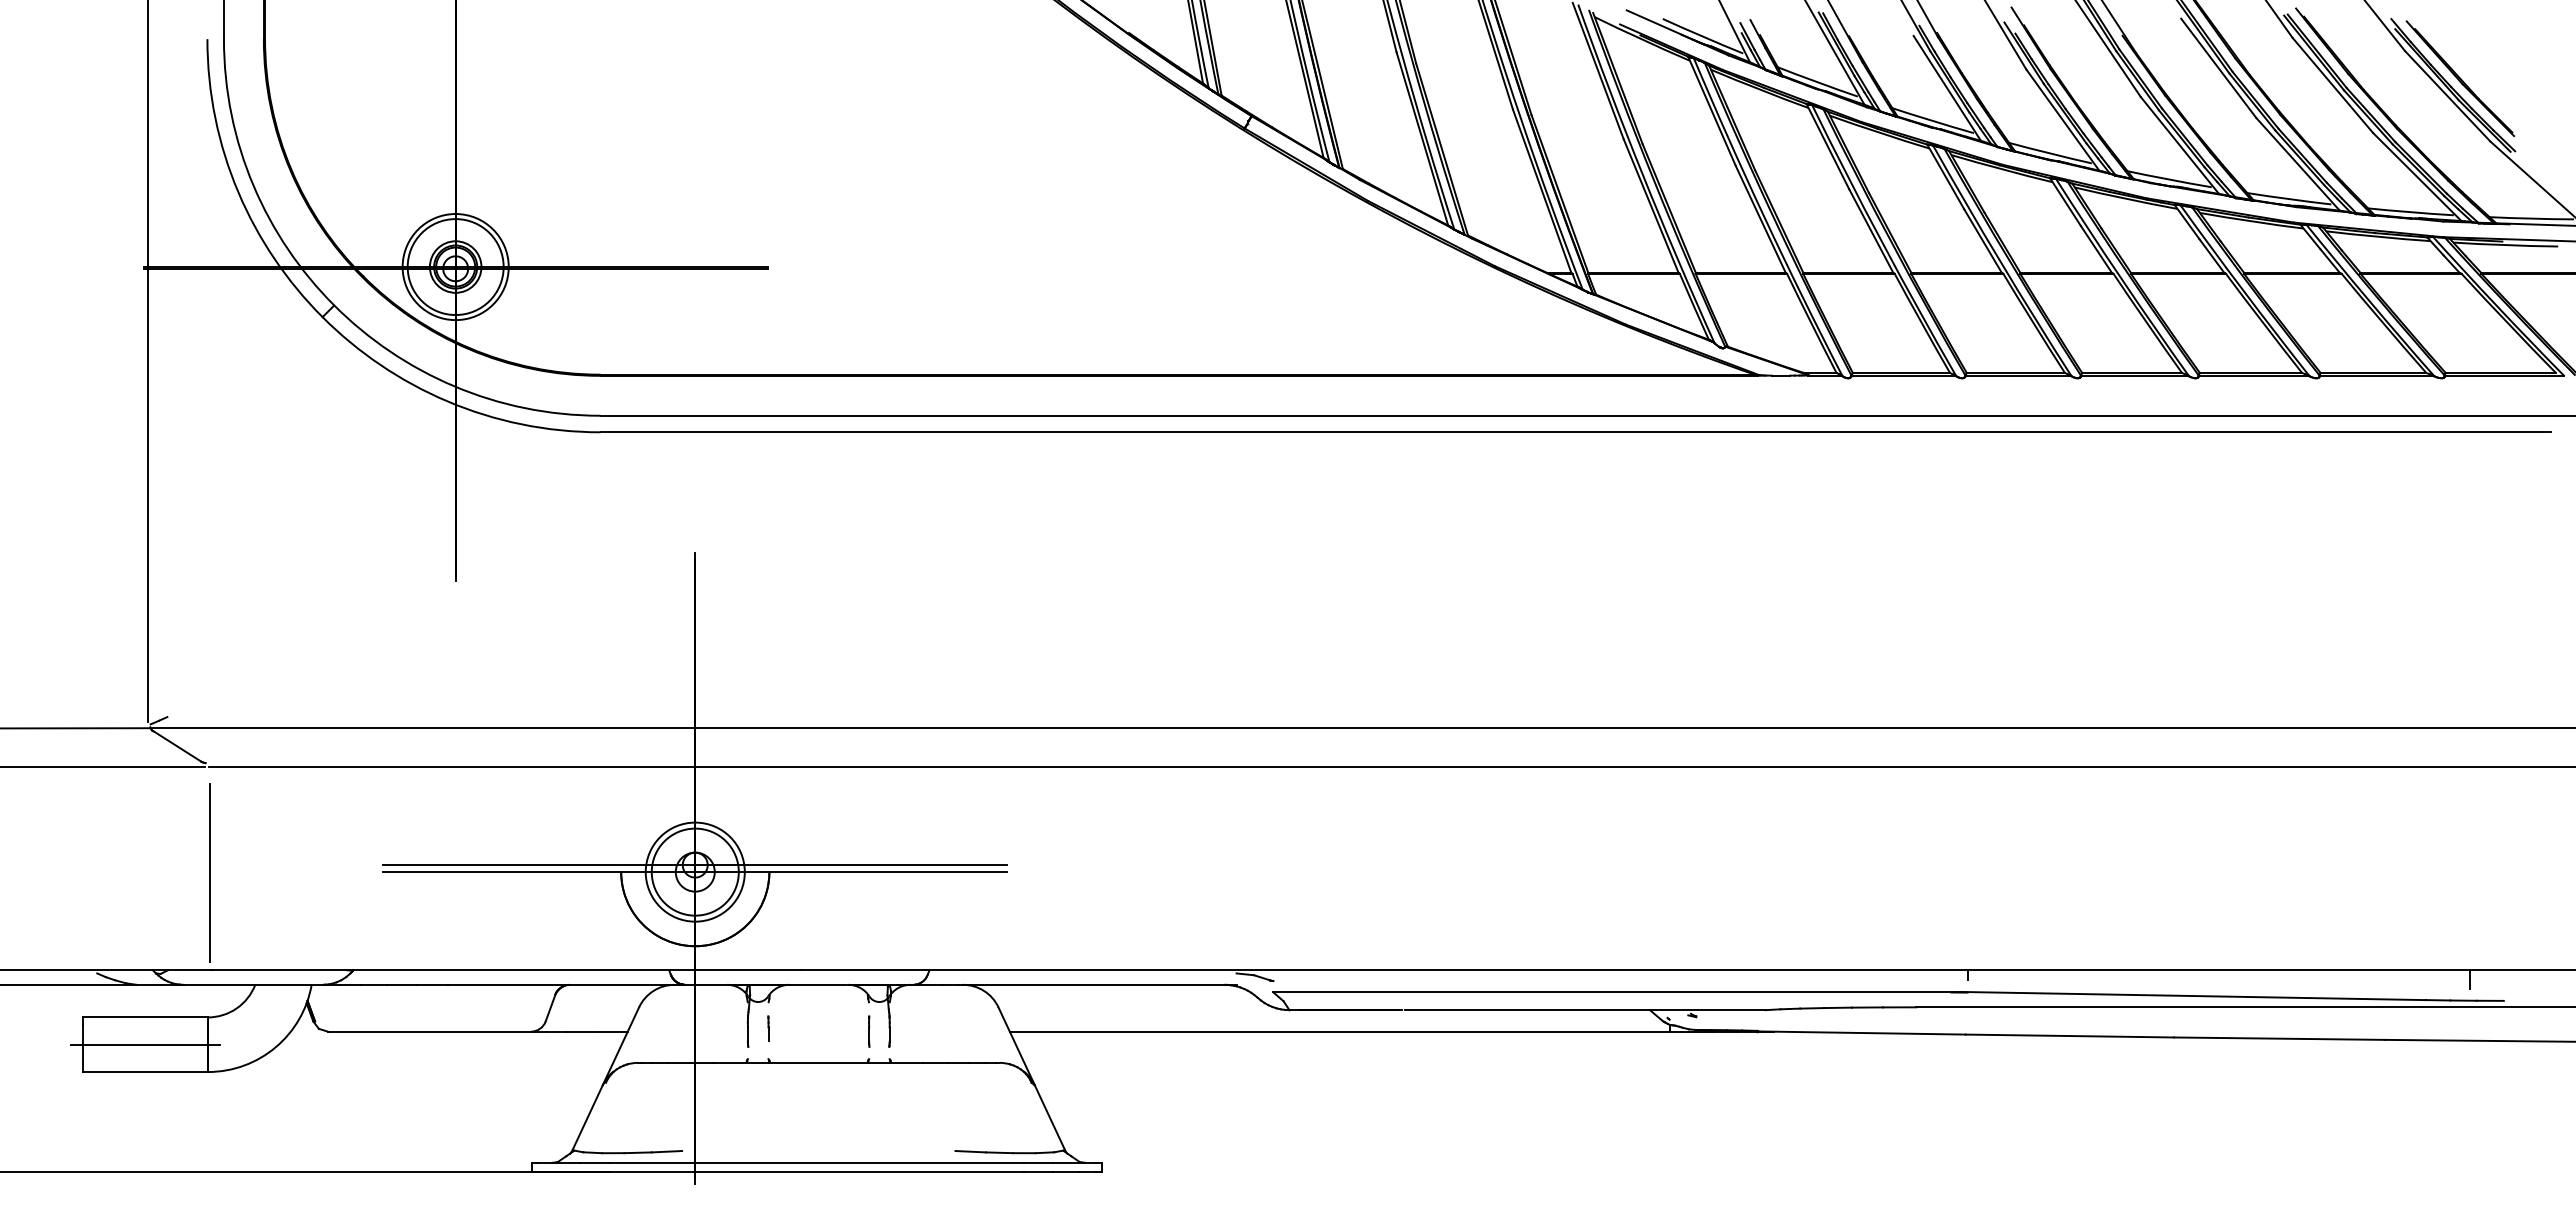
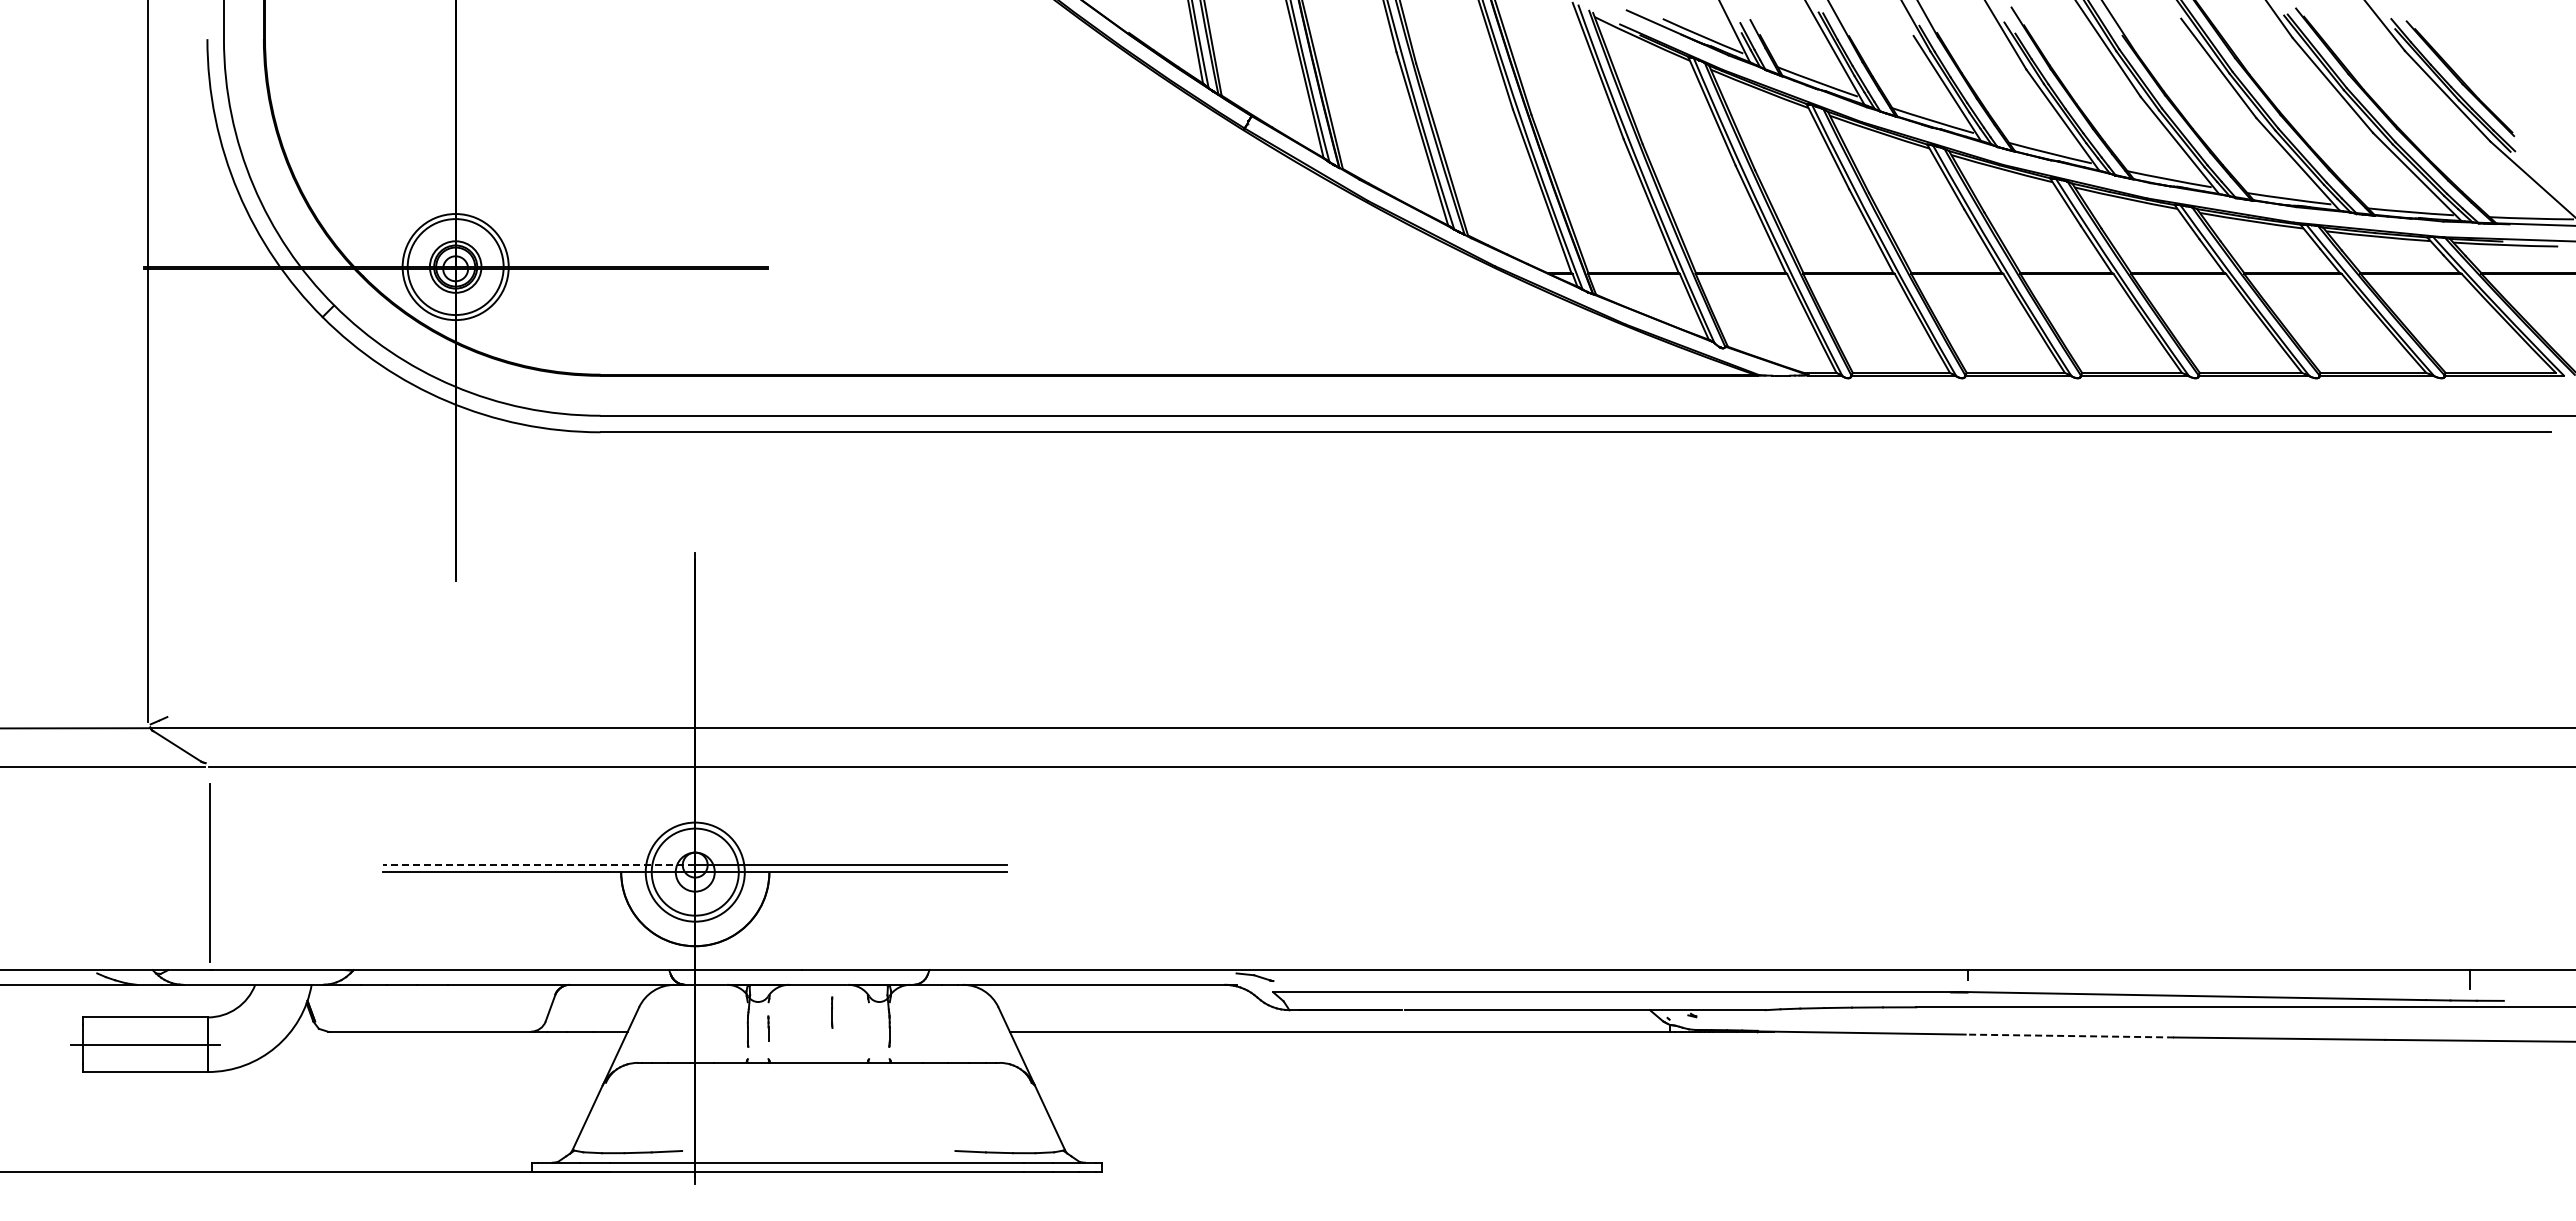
line: solid -> dashed (538, 865)
line position: (869, 1031) -> (832, 1012) (832, 1012)
line: solid -> dashed (2069, 1036)
